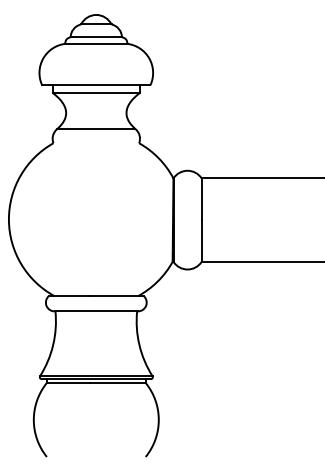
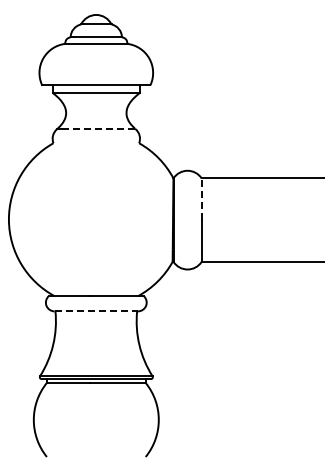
line: solid -> dashed (99, 128)
line: solid -> dashed (201, 199)
line: solid -> dashed (96, 311)
